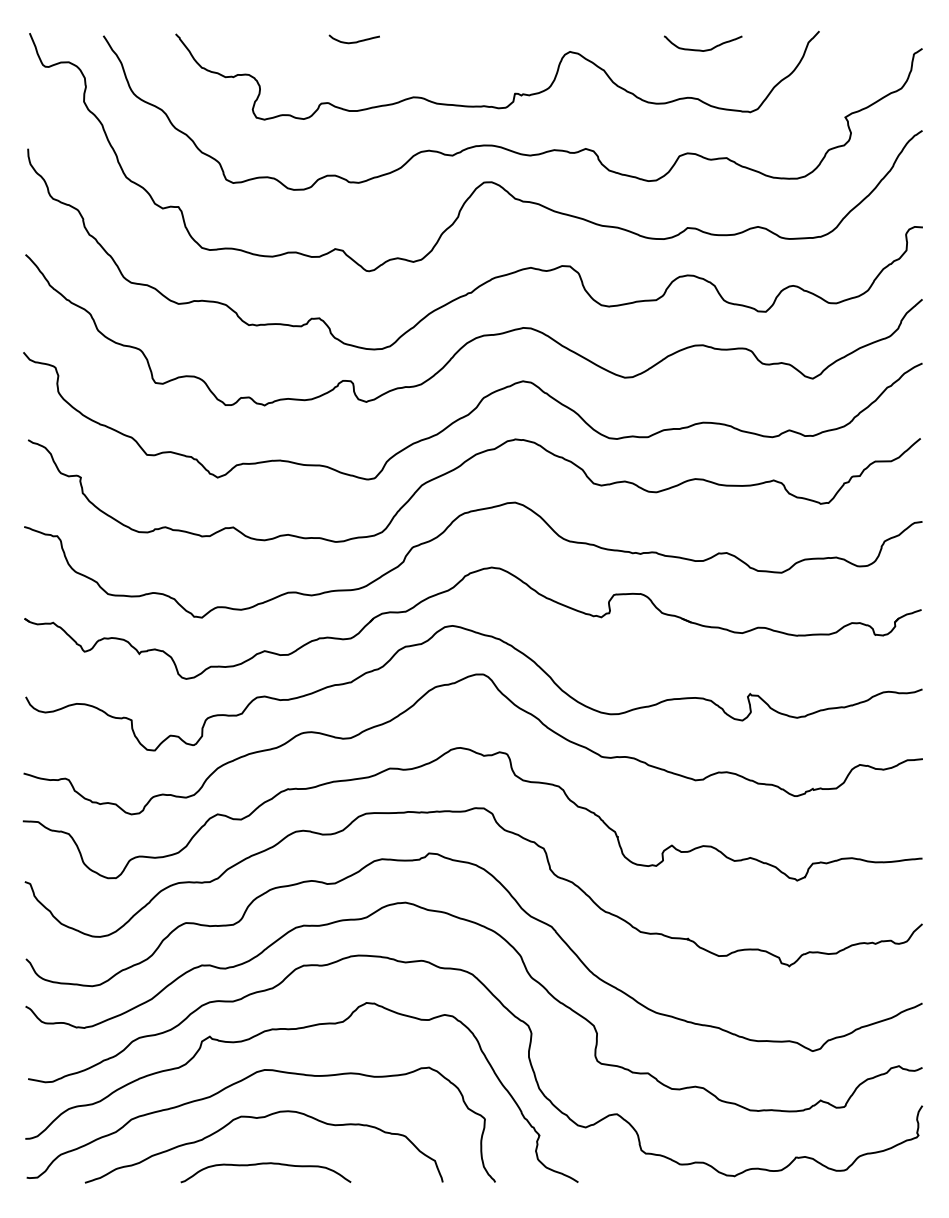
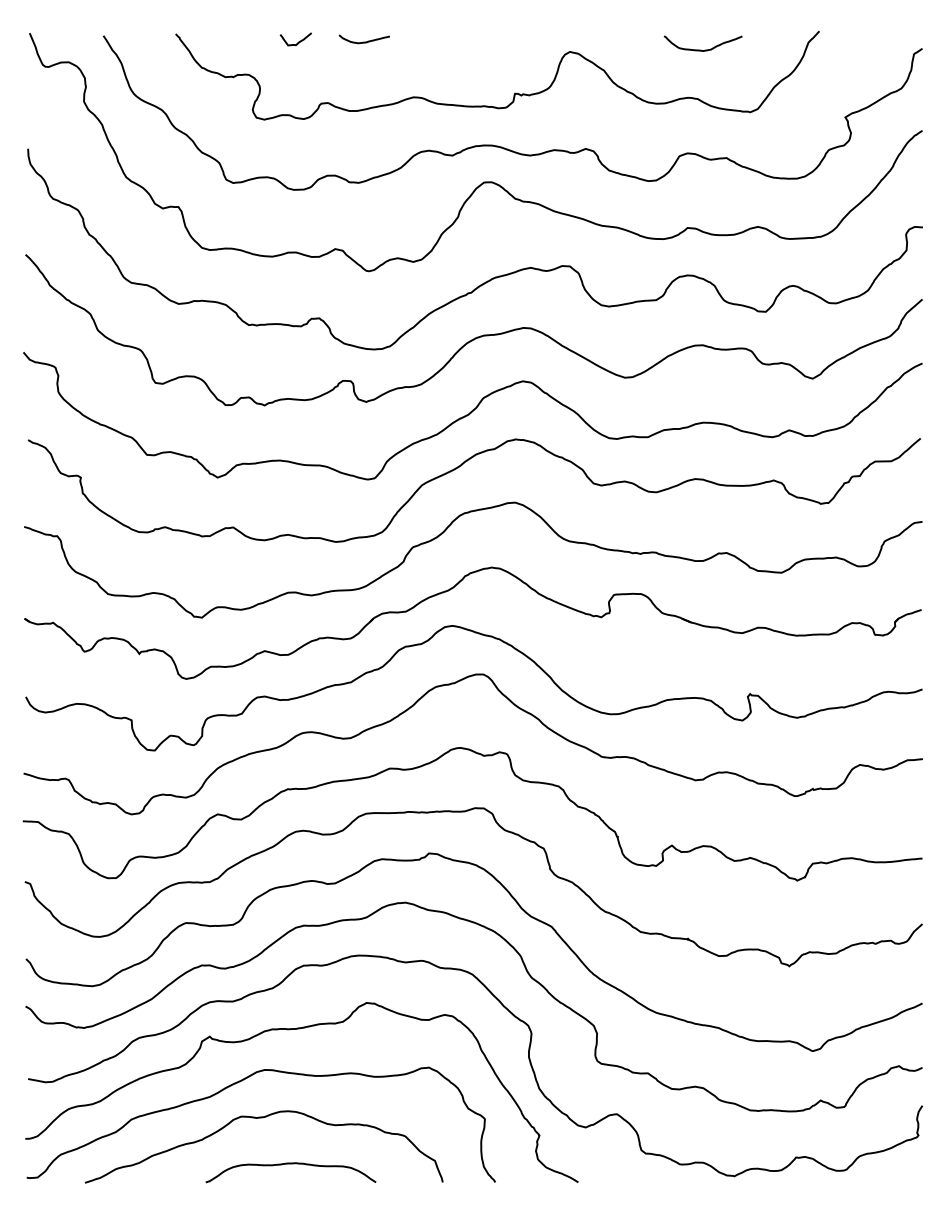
curve: none -> present (298, 41)
curve position: (353, 41) -> (363, 41) (363, 41)
curve position: (265, 1164) -> (290, 1164) (290, 1164)
